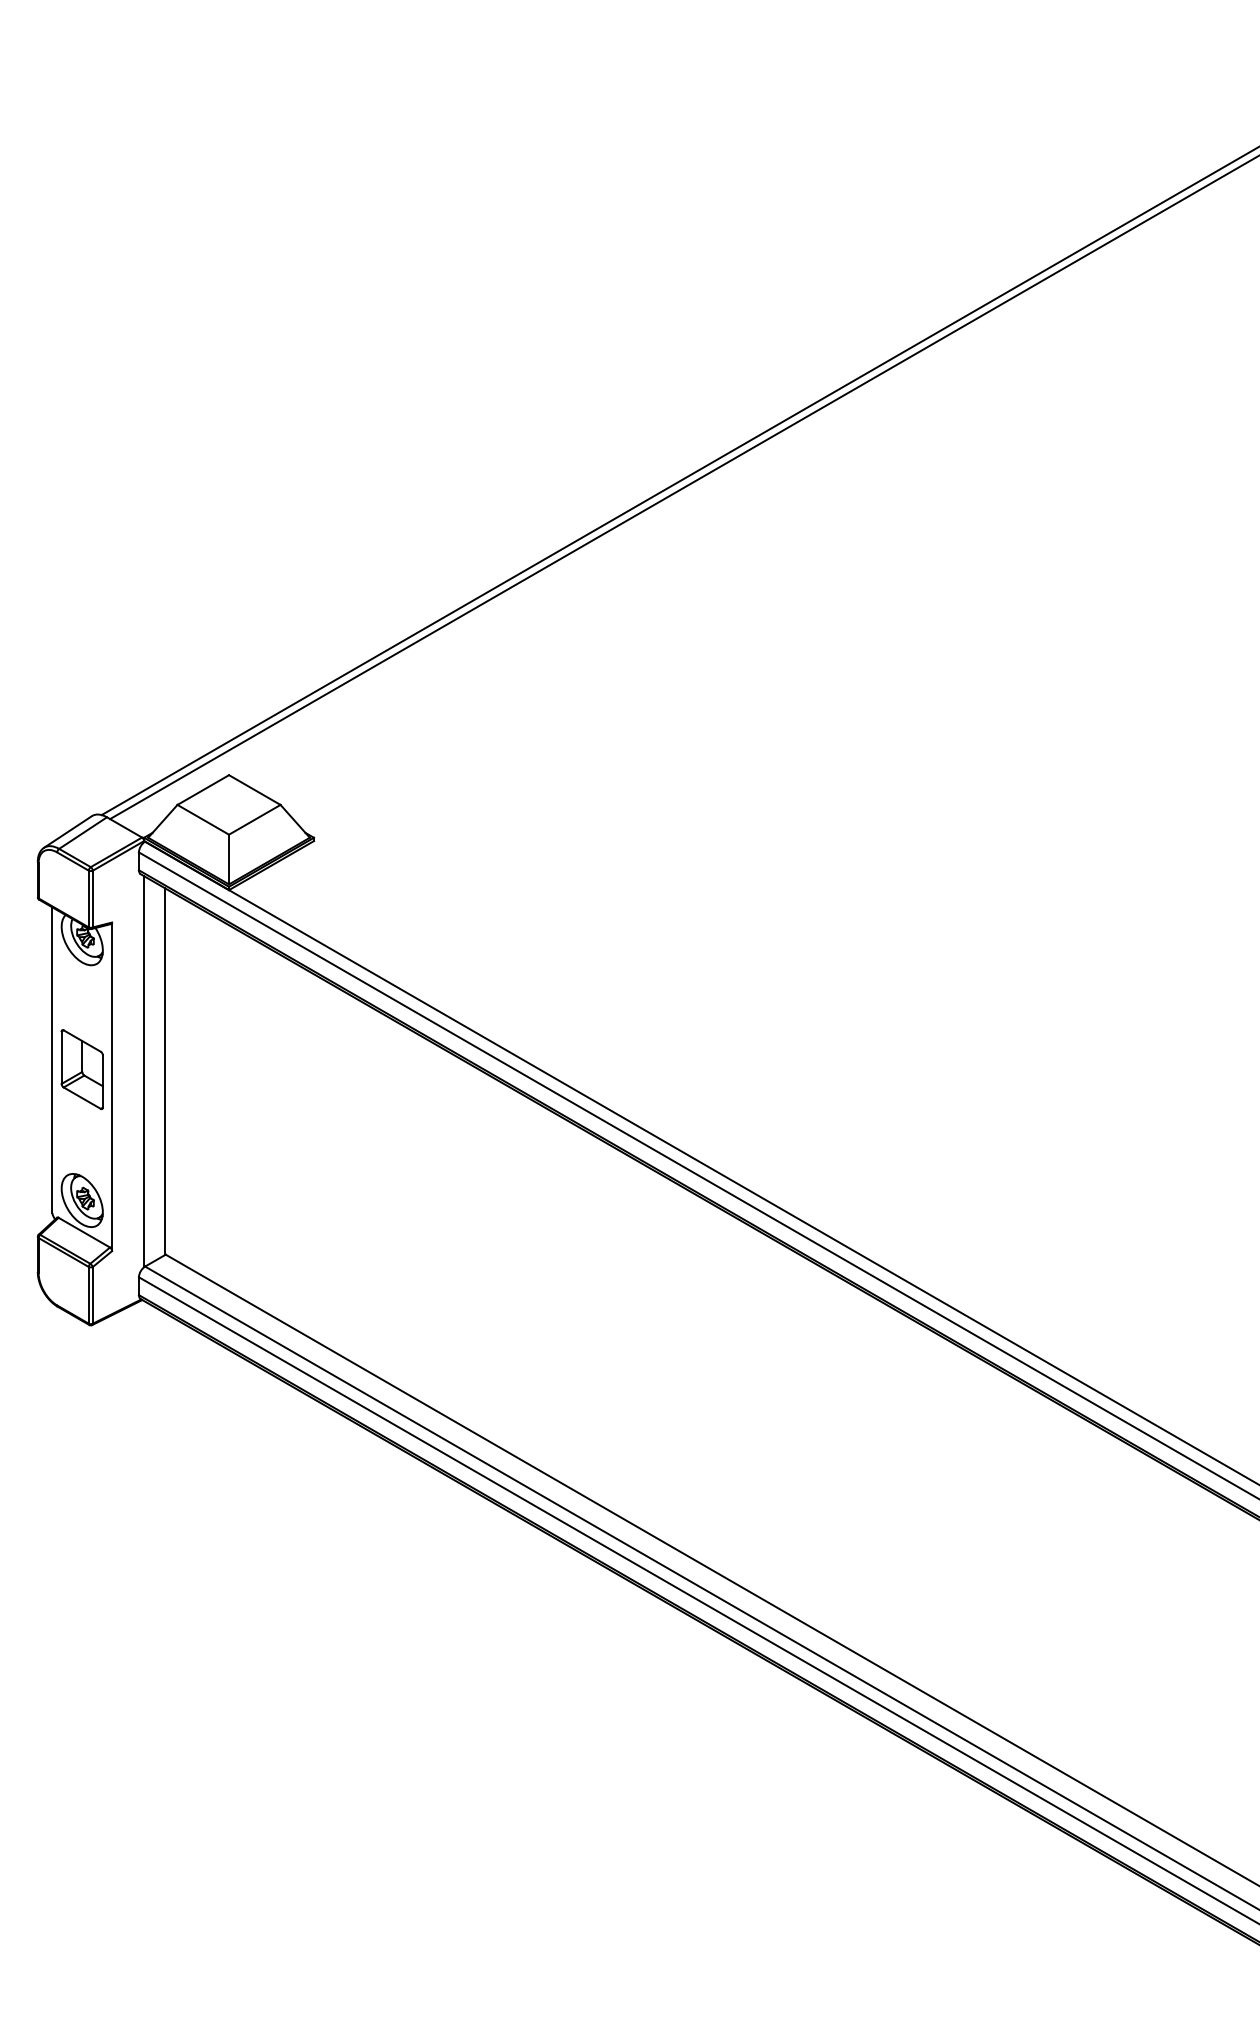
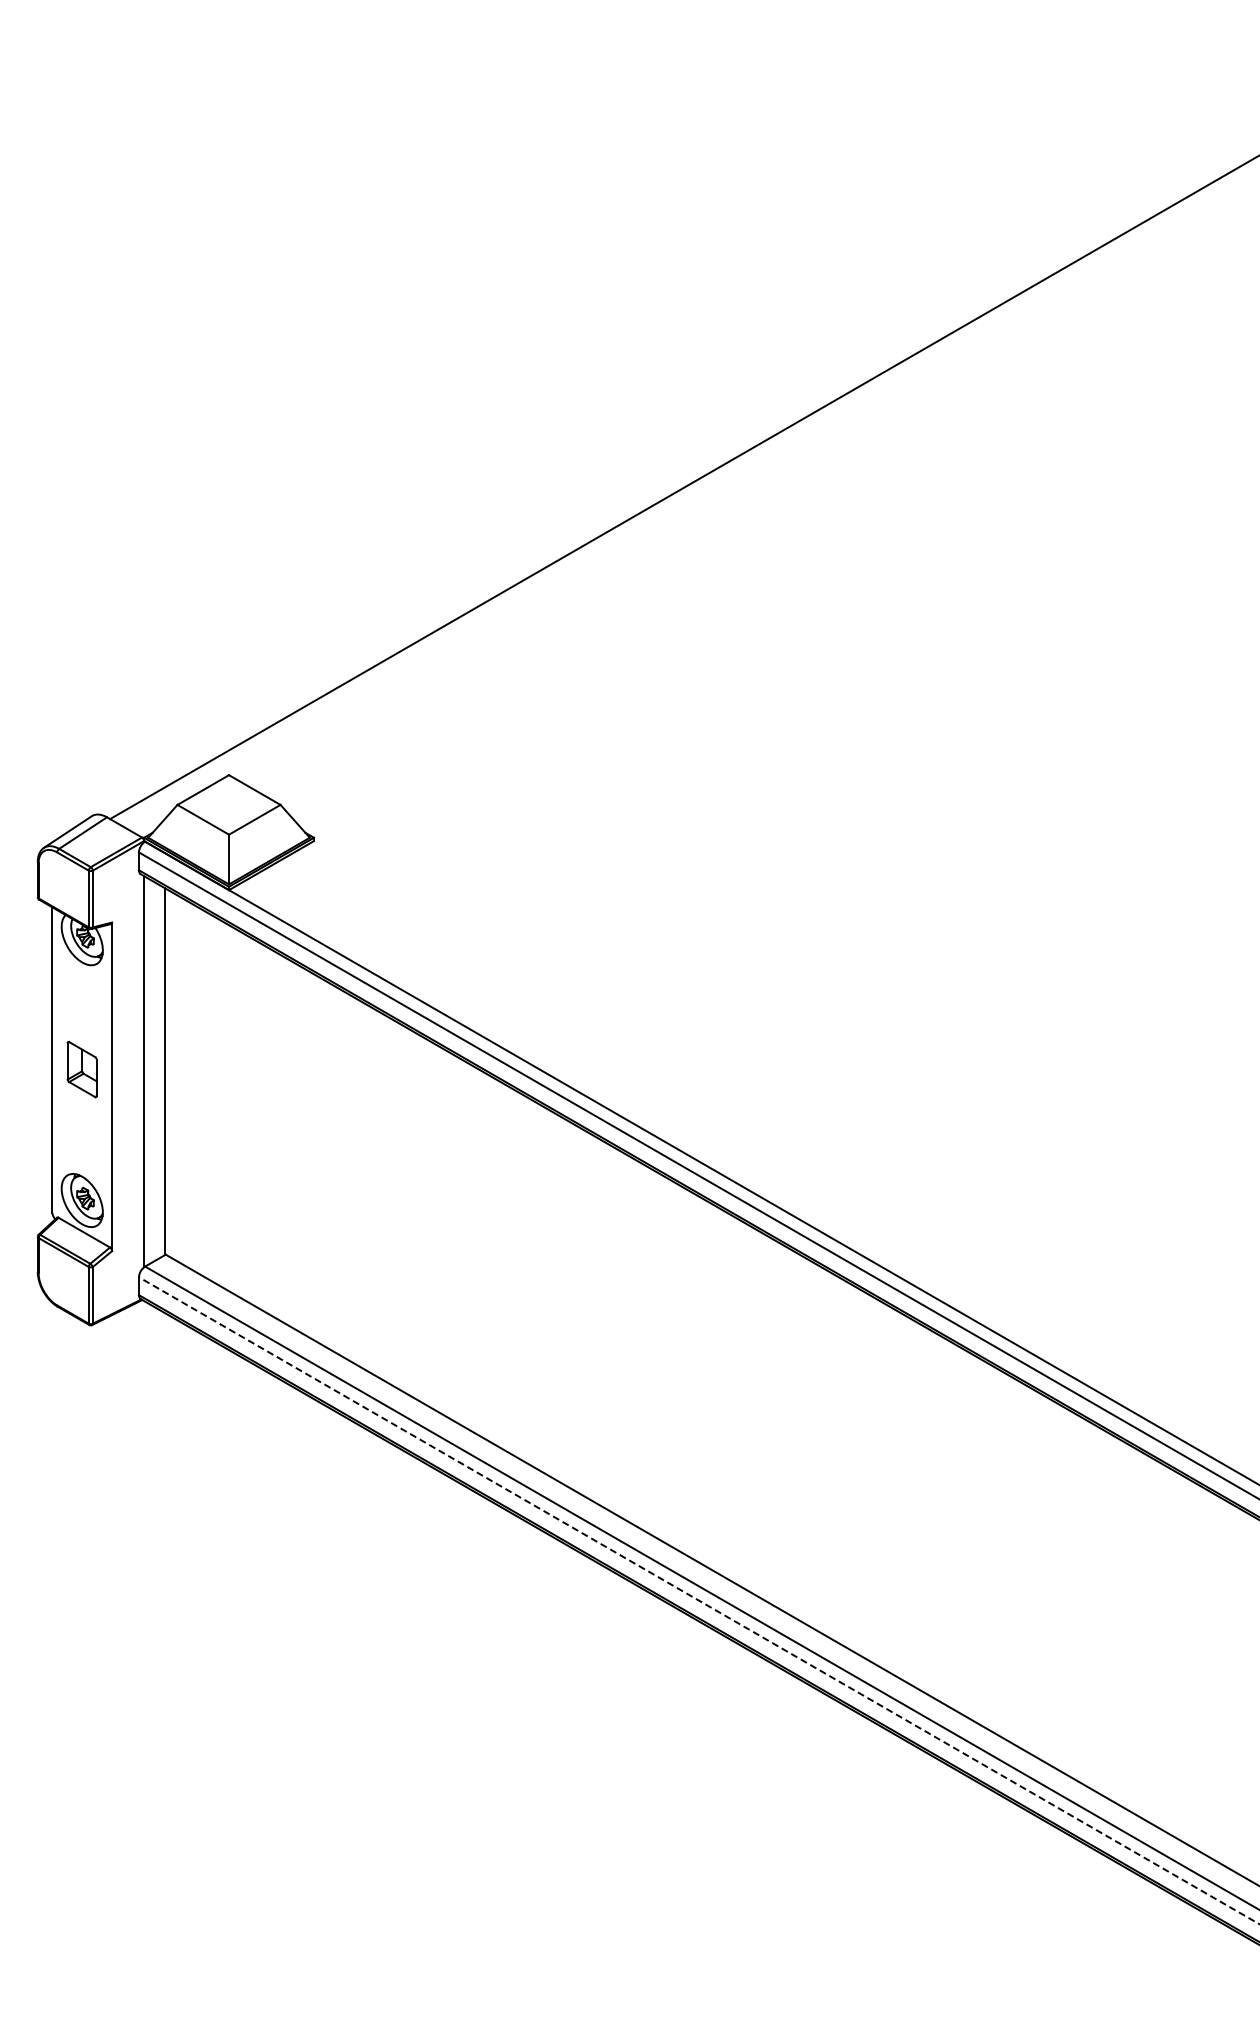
line: present -> none (678, 481)
part size: 44x81 px -> 32x59 px (81, 1069)
line: solid -> dashed (698, 1600)
